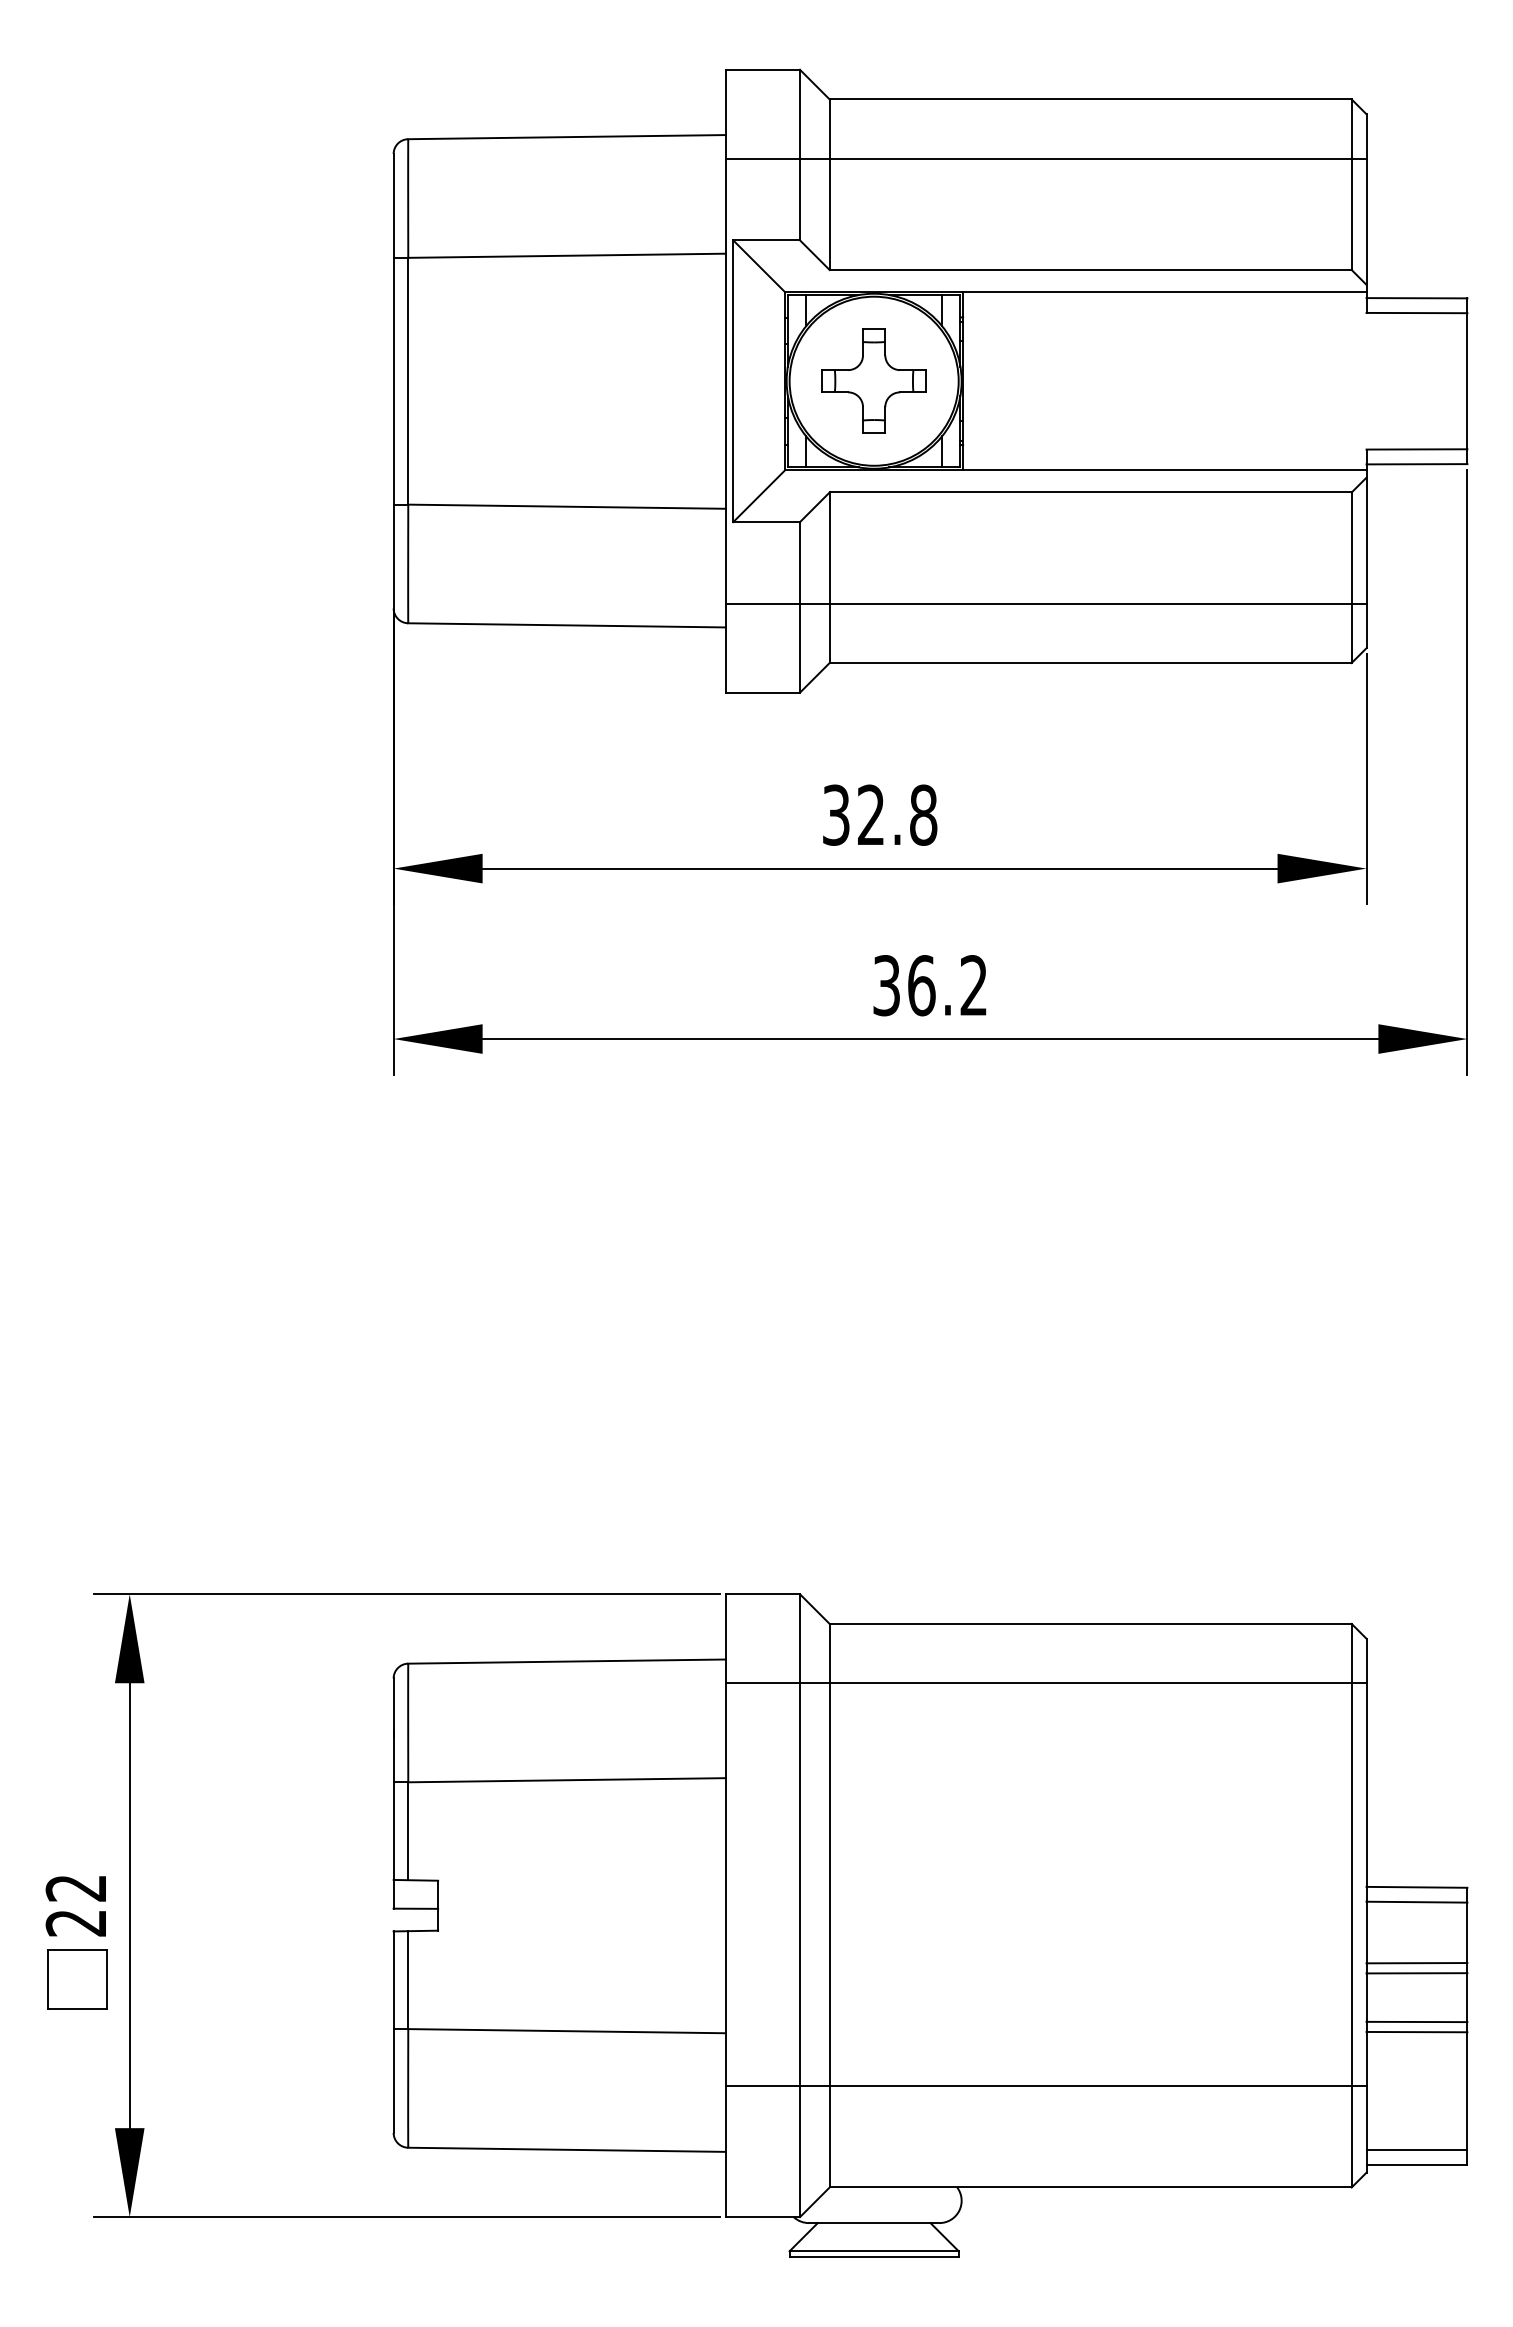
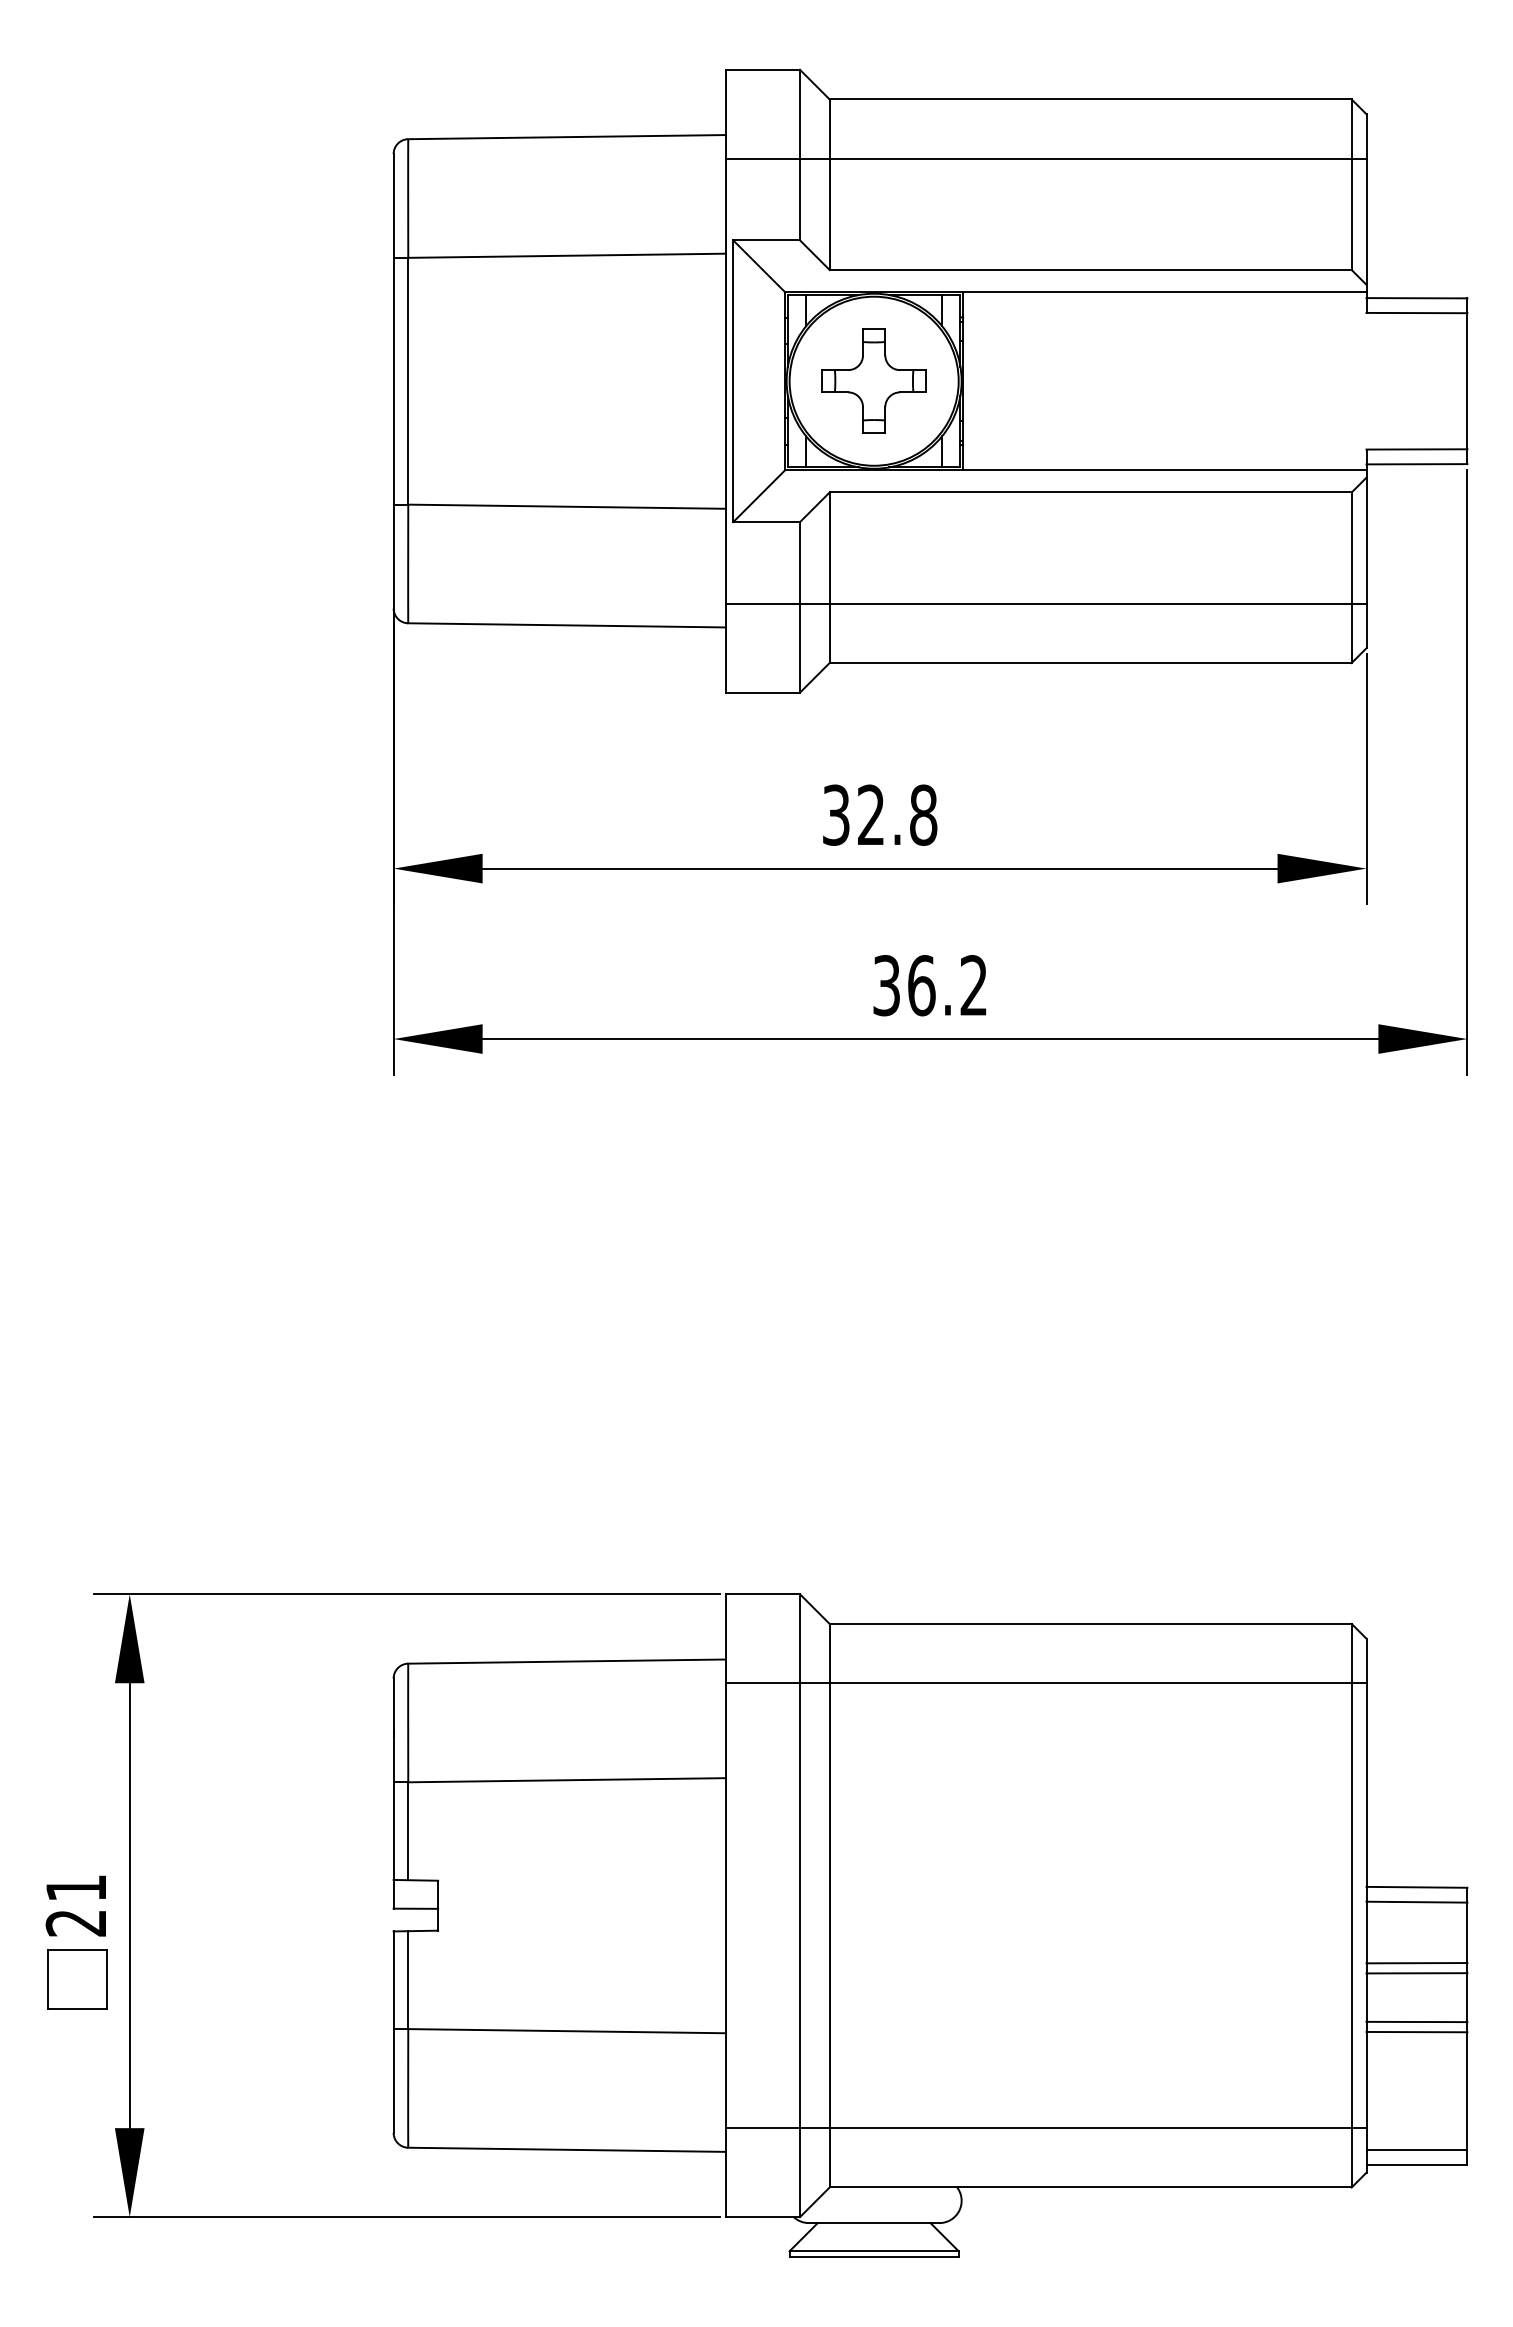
text: 22 -> 21 (75, 1888)
line position: (1045, 2086) -> (1045, 2128) (1045, 2128)
